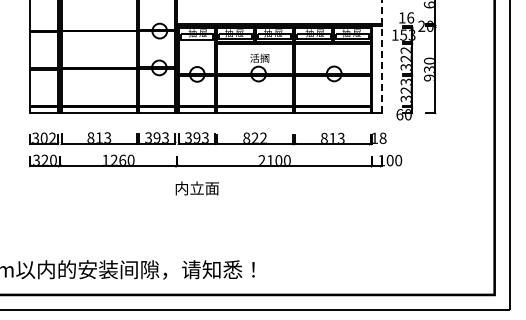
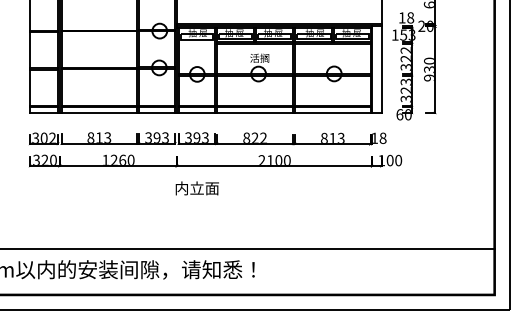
text: 16 -> 18 (410, 17)
line: dashed -> solid (381, 55)
line: none -> present (248, 248)
